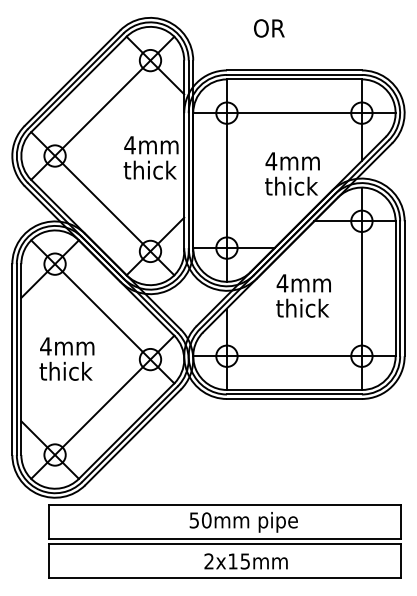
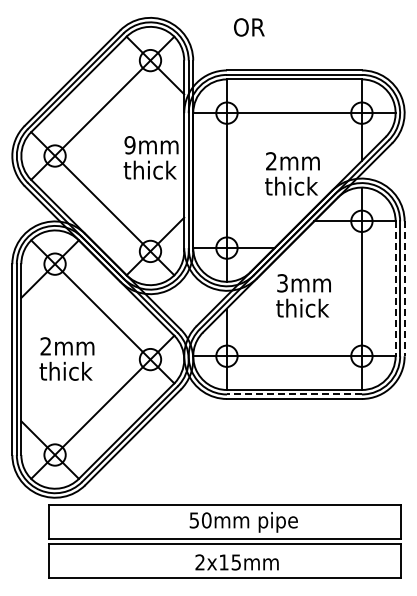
text position: (269, 28) -> (249, 27) (249, 27)
text: 4mm -> 9mm (129, 145)
text: 4mm -> 2mm (271, 161)
text: 4mm -> 3mm (282, 283)
line: solid -> dashed (395, 289)
line: solid -> dashed (404, 289)
text: 4mm -> 2mm (45, 346)
line: solid -> dashed (293, 394)
text position: (245, 561) -> (236, 562) (236, 562)
